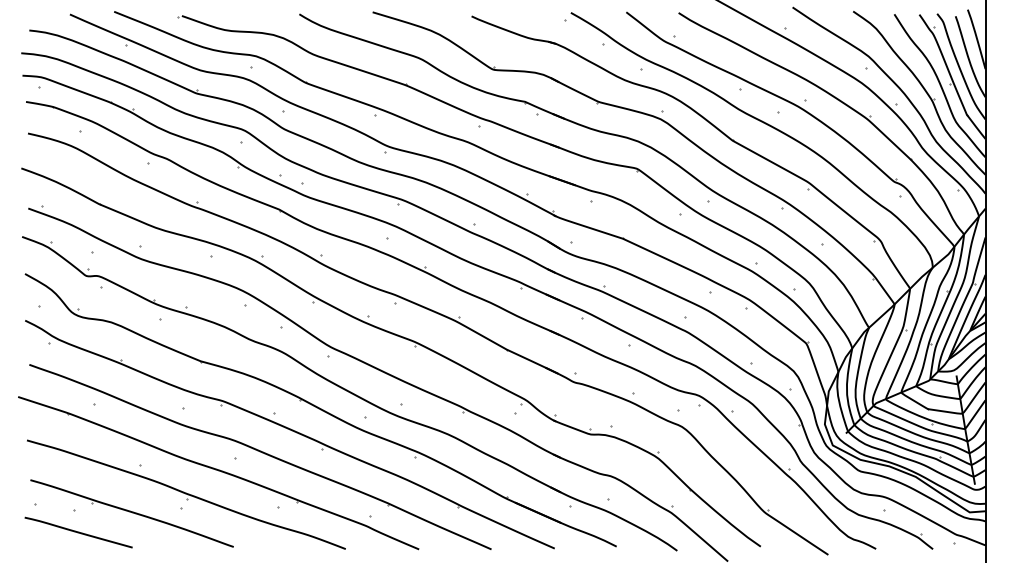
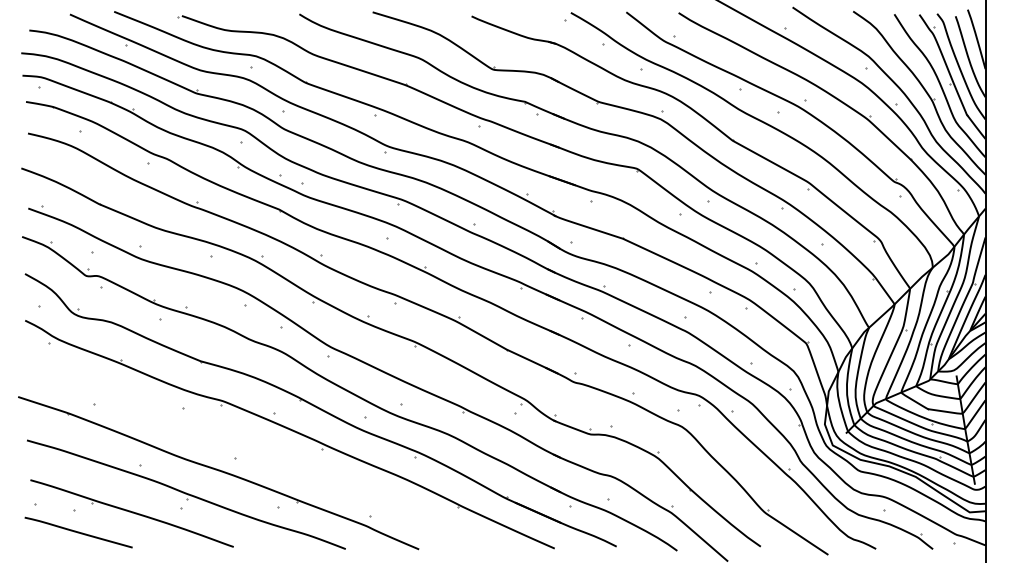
part: present -> none (260, 456)
